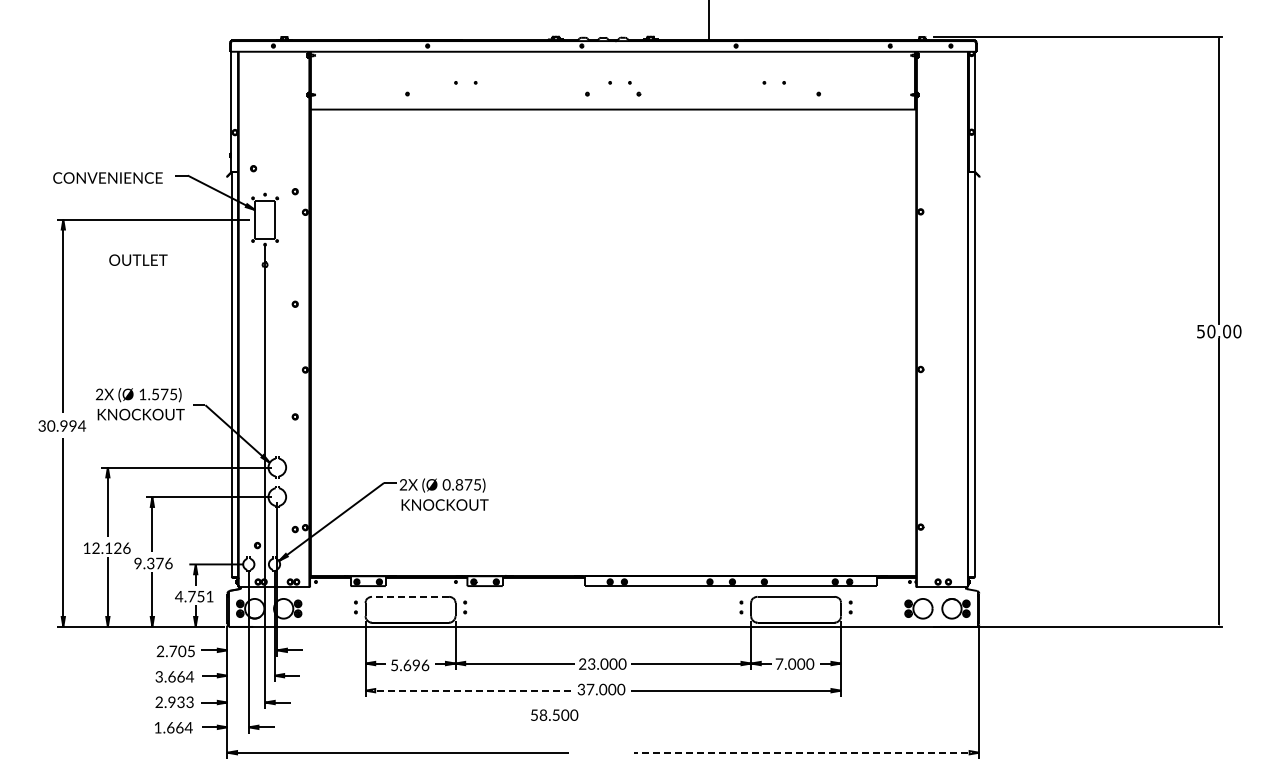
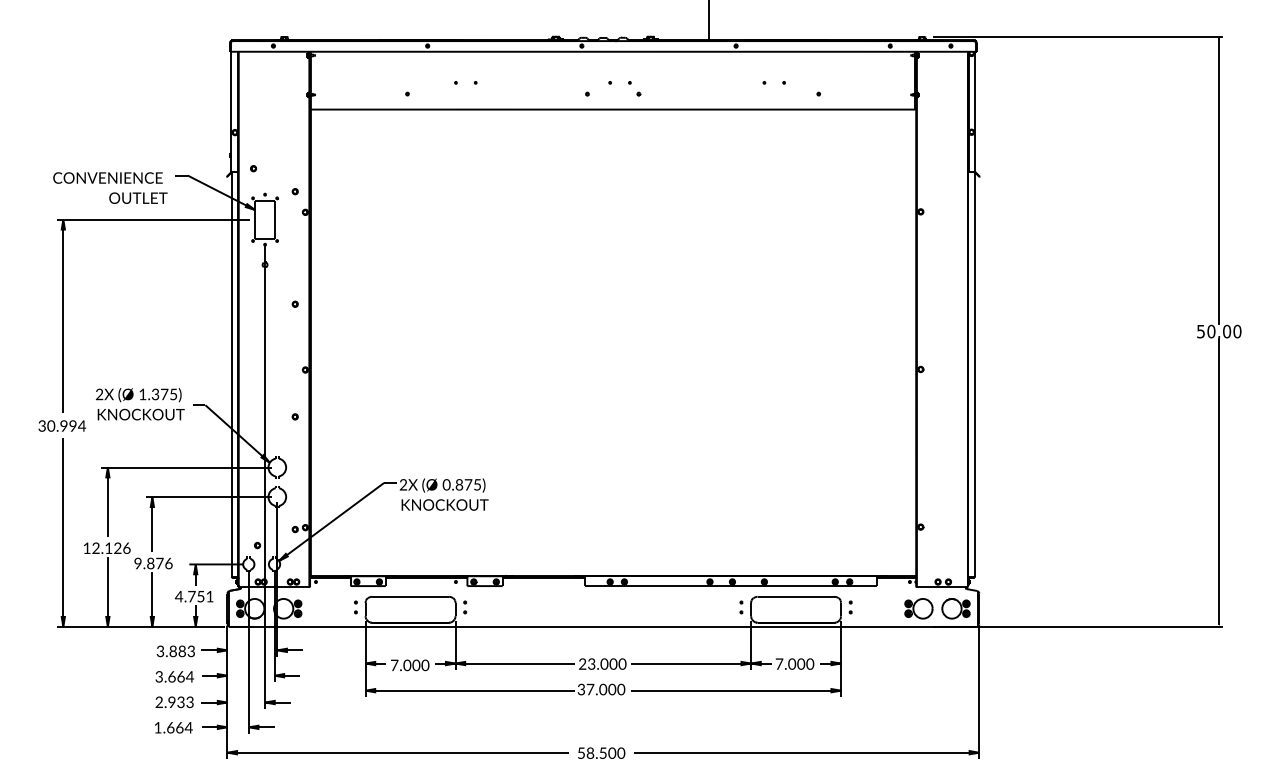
text position: (138, 259) -> (138, 197) (138, 197)
text: 1.575) -> 1.375) (155, 394)
text: 9.376 -> 9.876 (150, 563)
line: dashed -> solid (410, 596)
text: 2.705 -> 3.883 (175, 651)
text: 5.696 -> 7.000 (410, 665)
line: dashed -> solid (470, 690)
text position: (554, 714) -> (601, 752) (601, 752)
line: dashed -> solid (806, 752)
